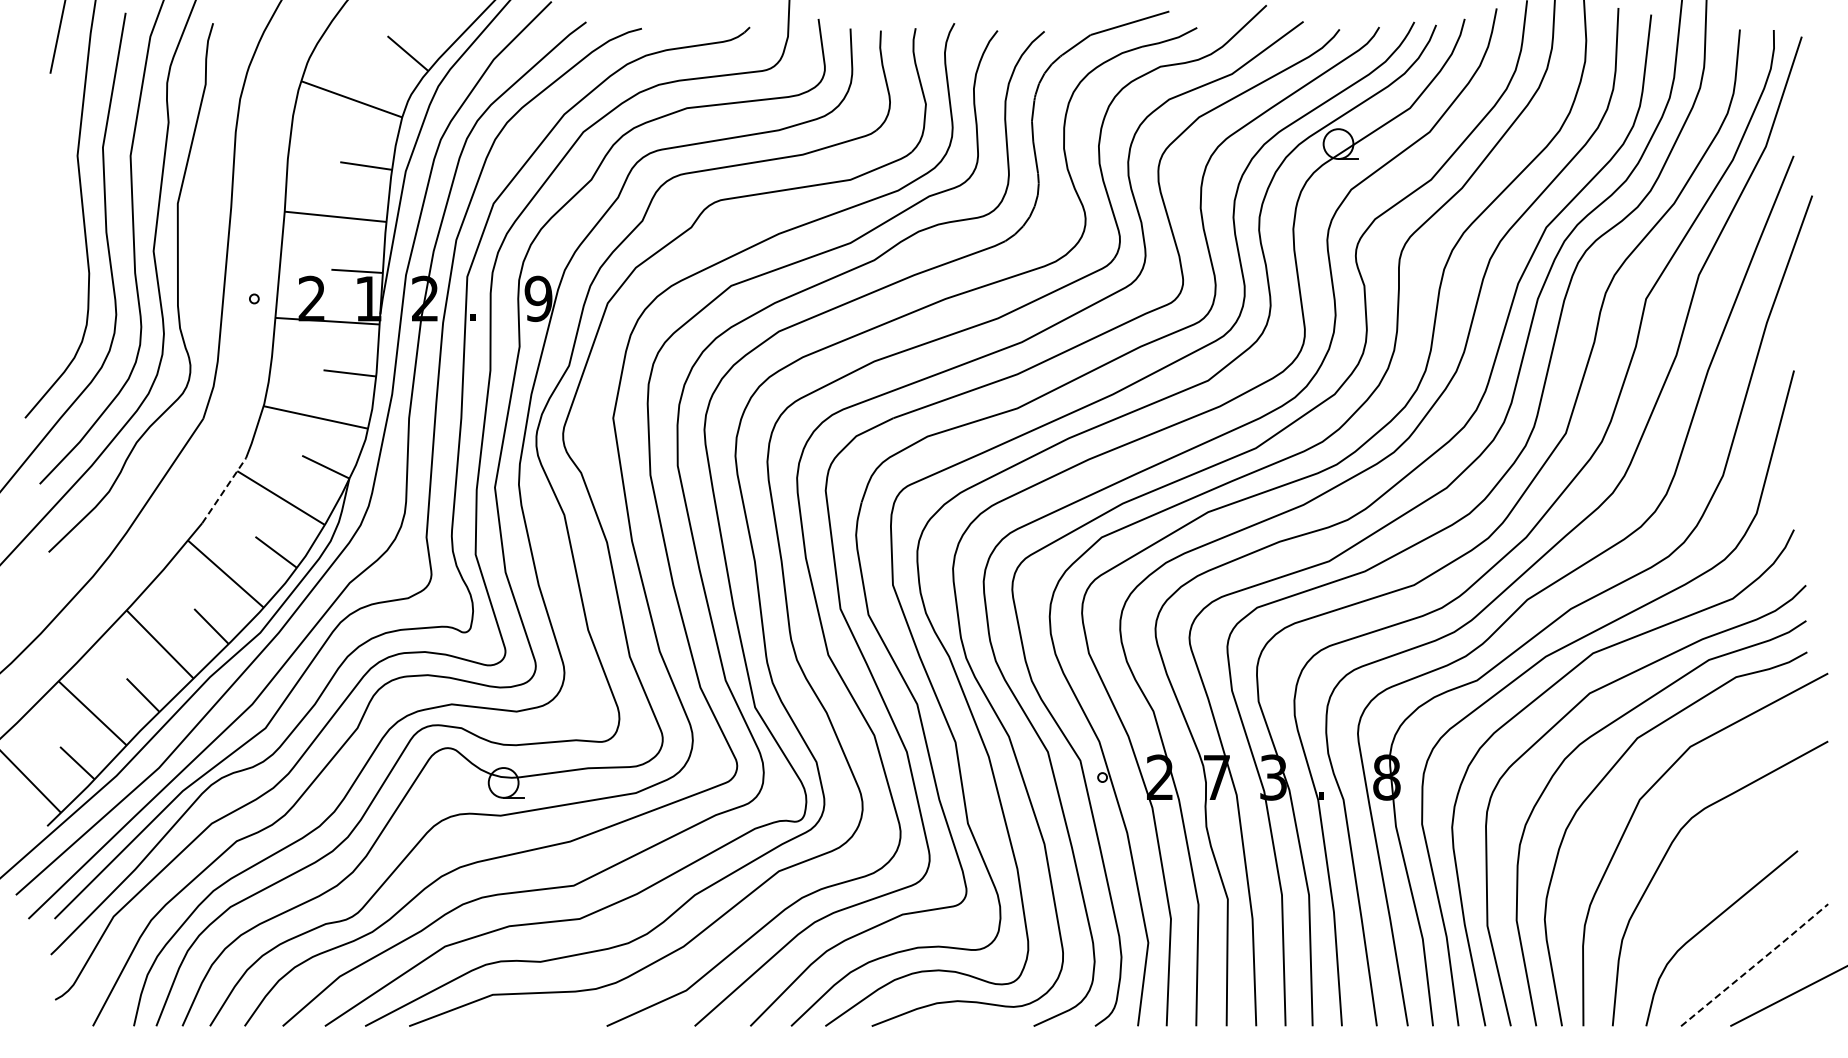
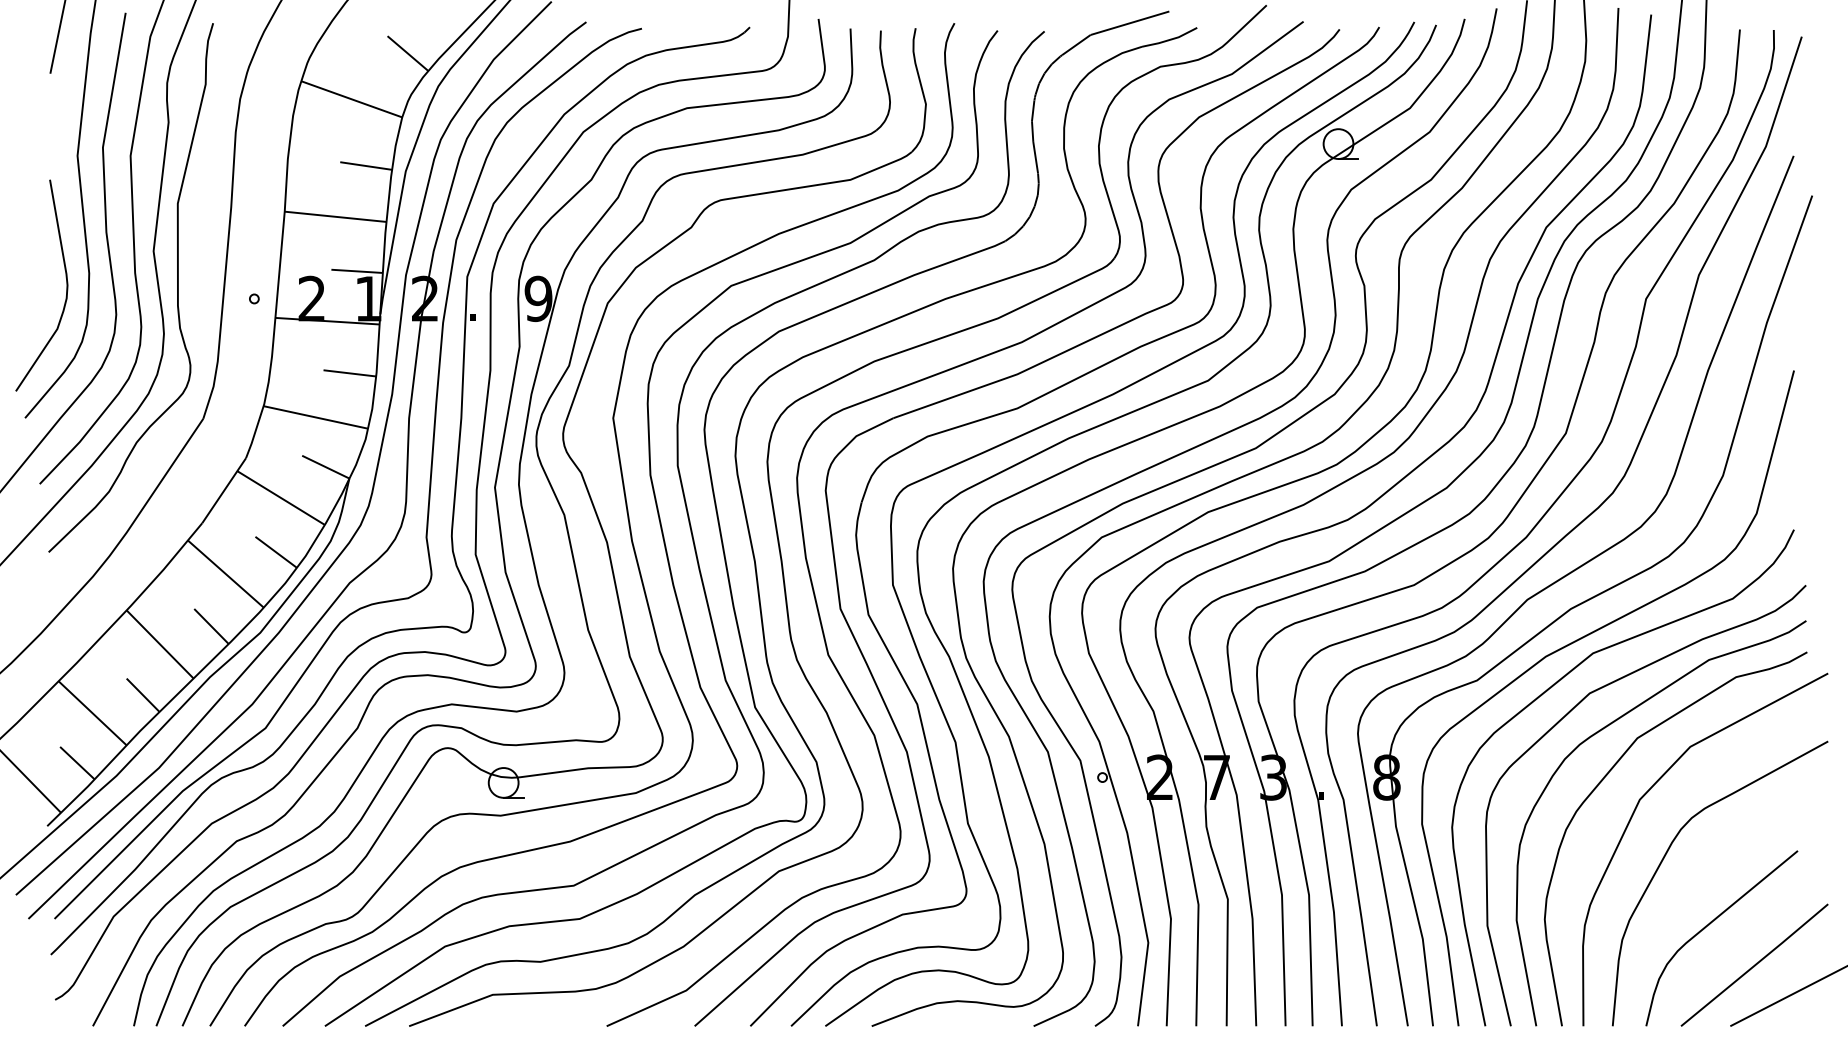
curve: none -> present (66, 285)
line: dashed -> solid (224, 490)
line: dashed -> solid (1755, 964)
